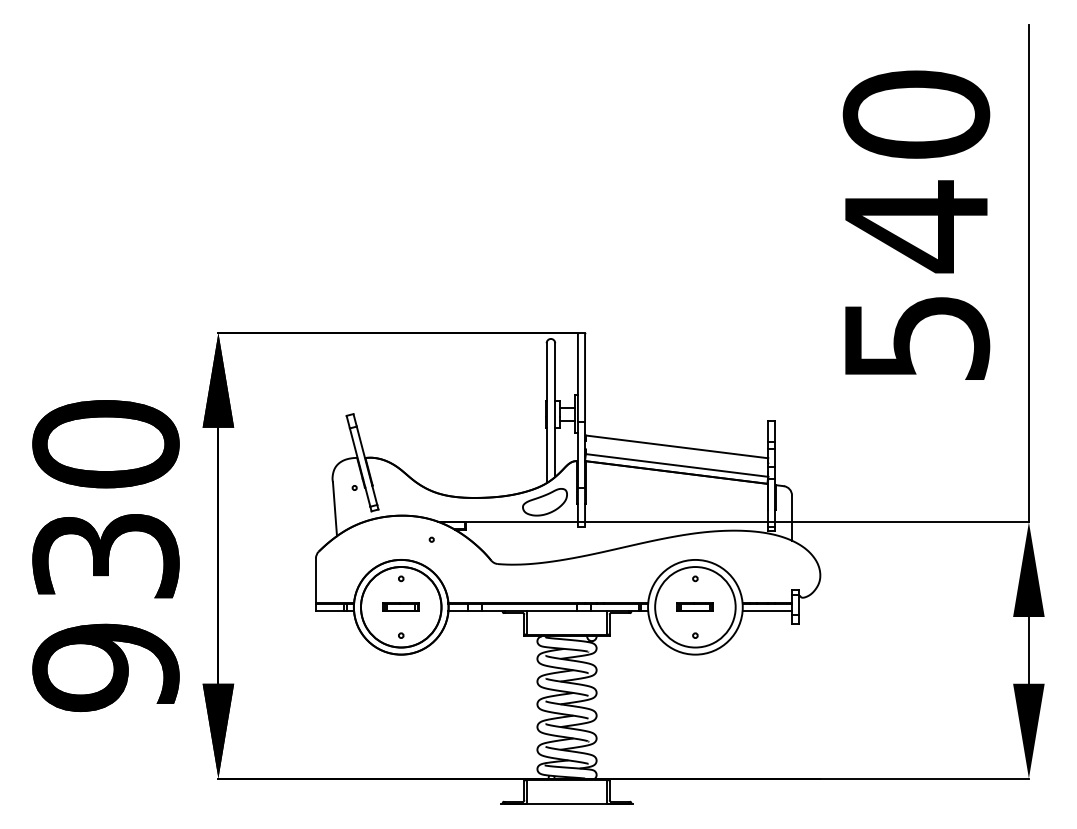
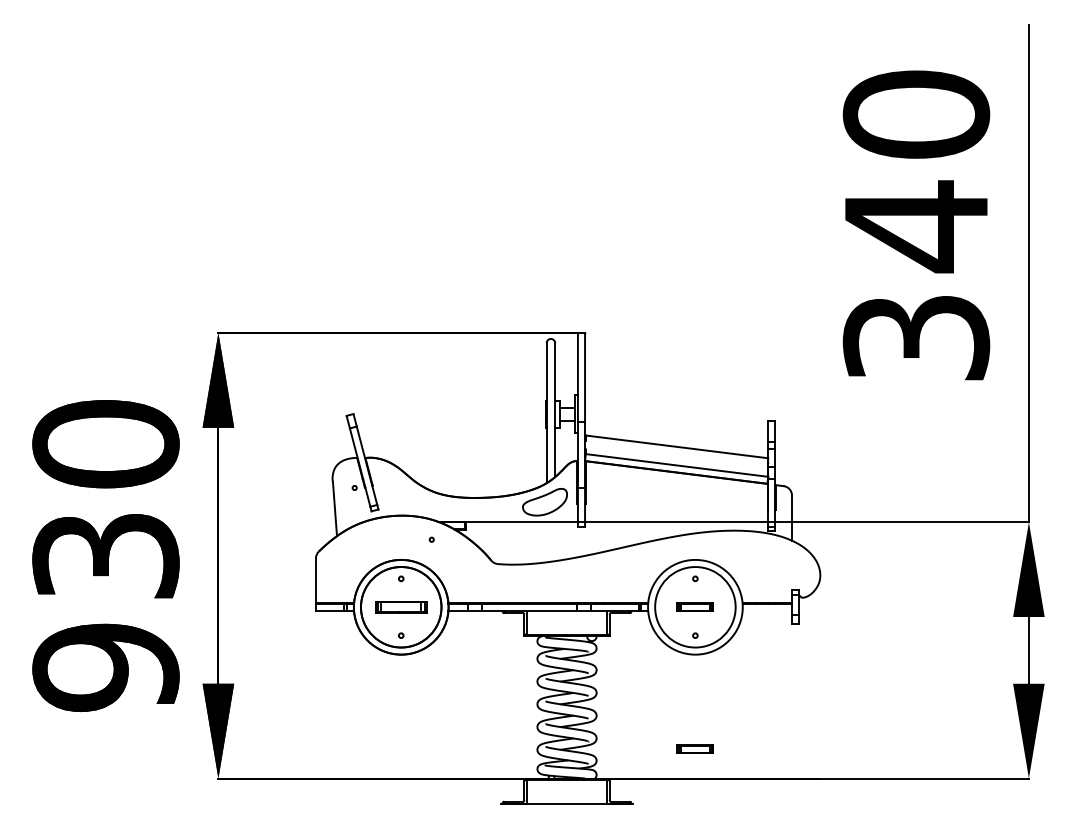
text: 540 -> 340 (915, 338)
part size: 38x10 px -> 53x13 px (401, 607)
line: present -> none (767, 610)
part: none -> present (694, 748)
